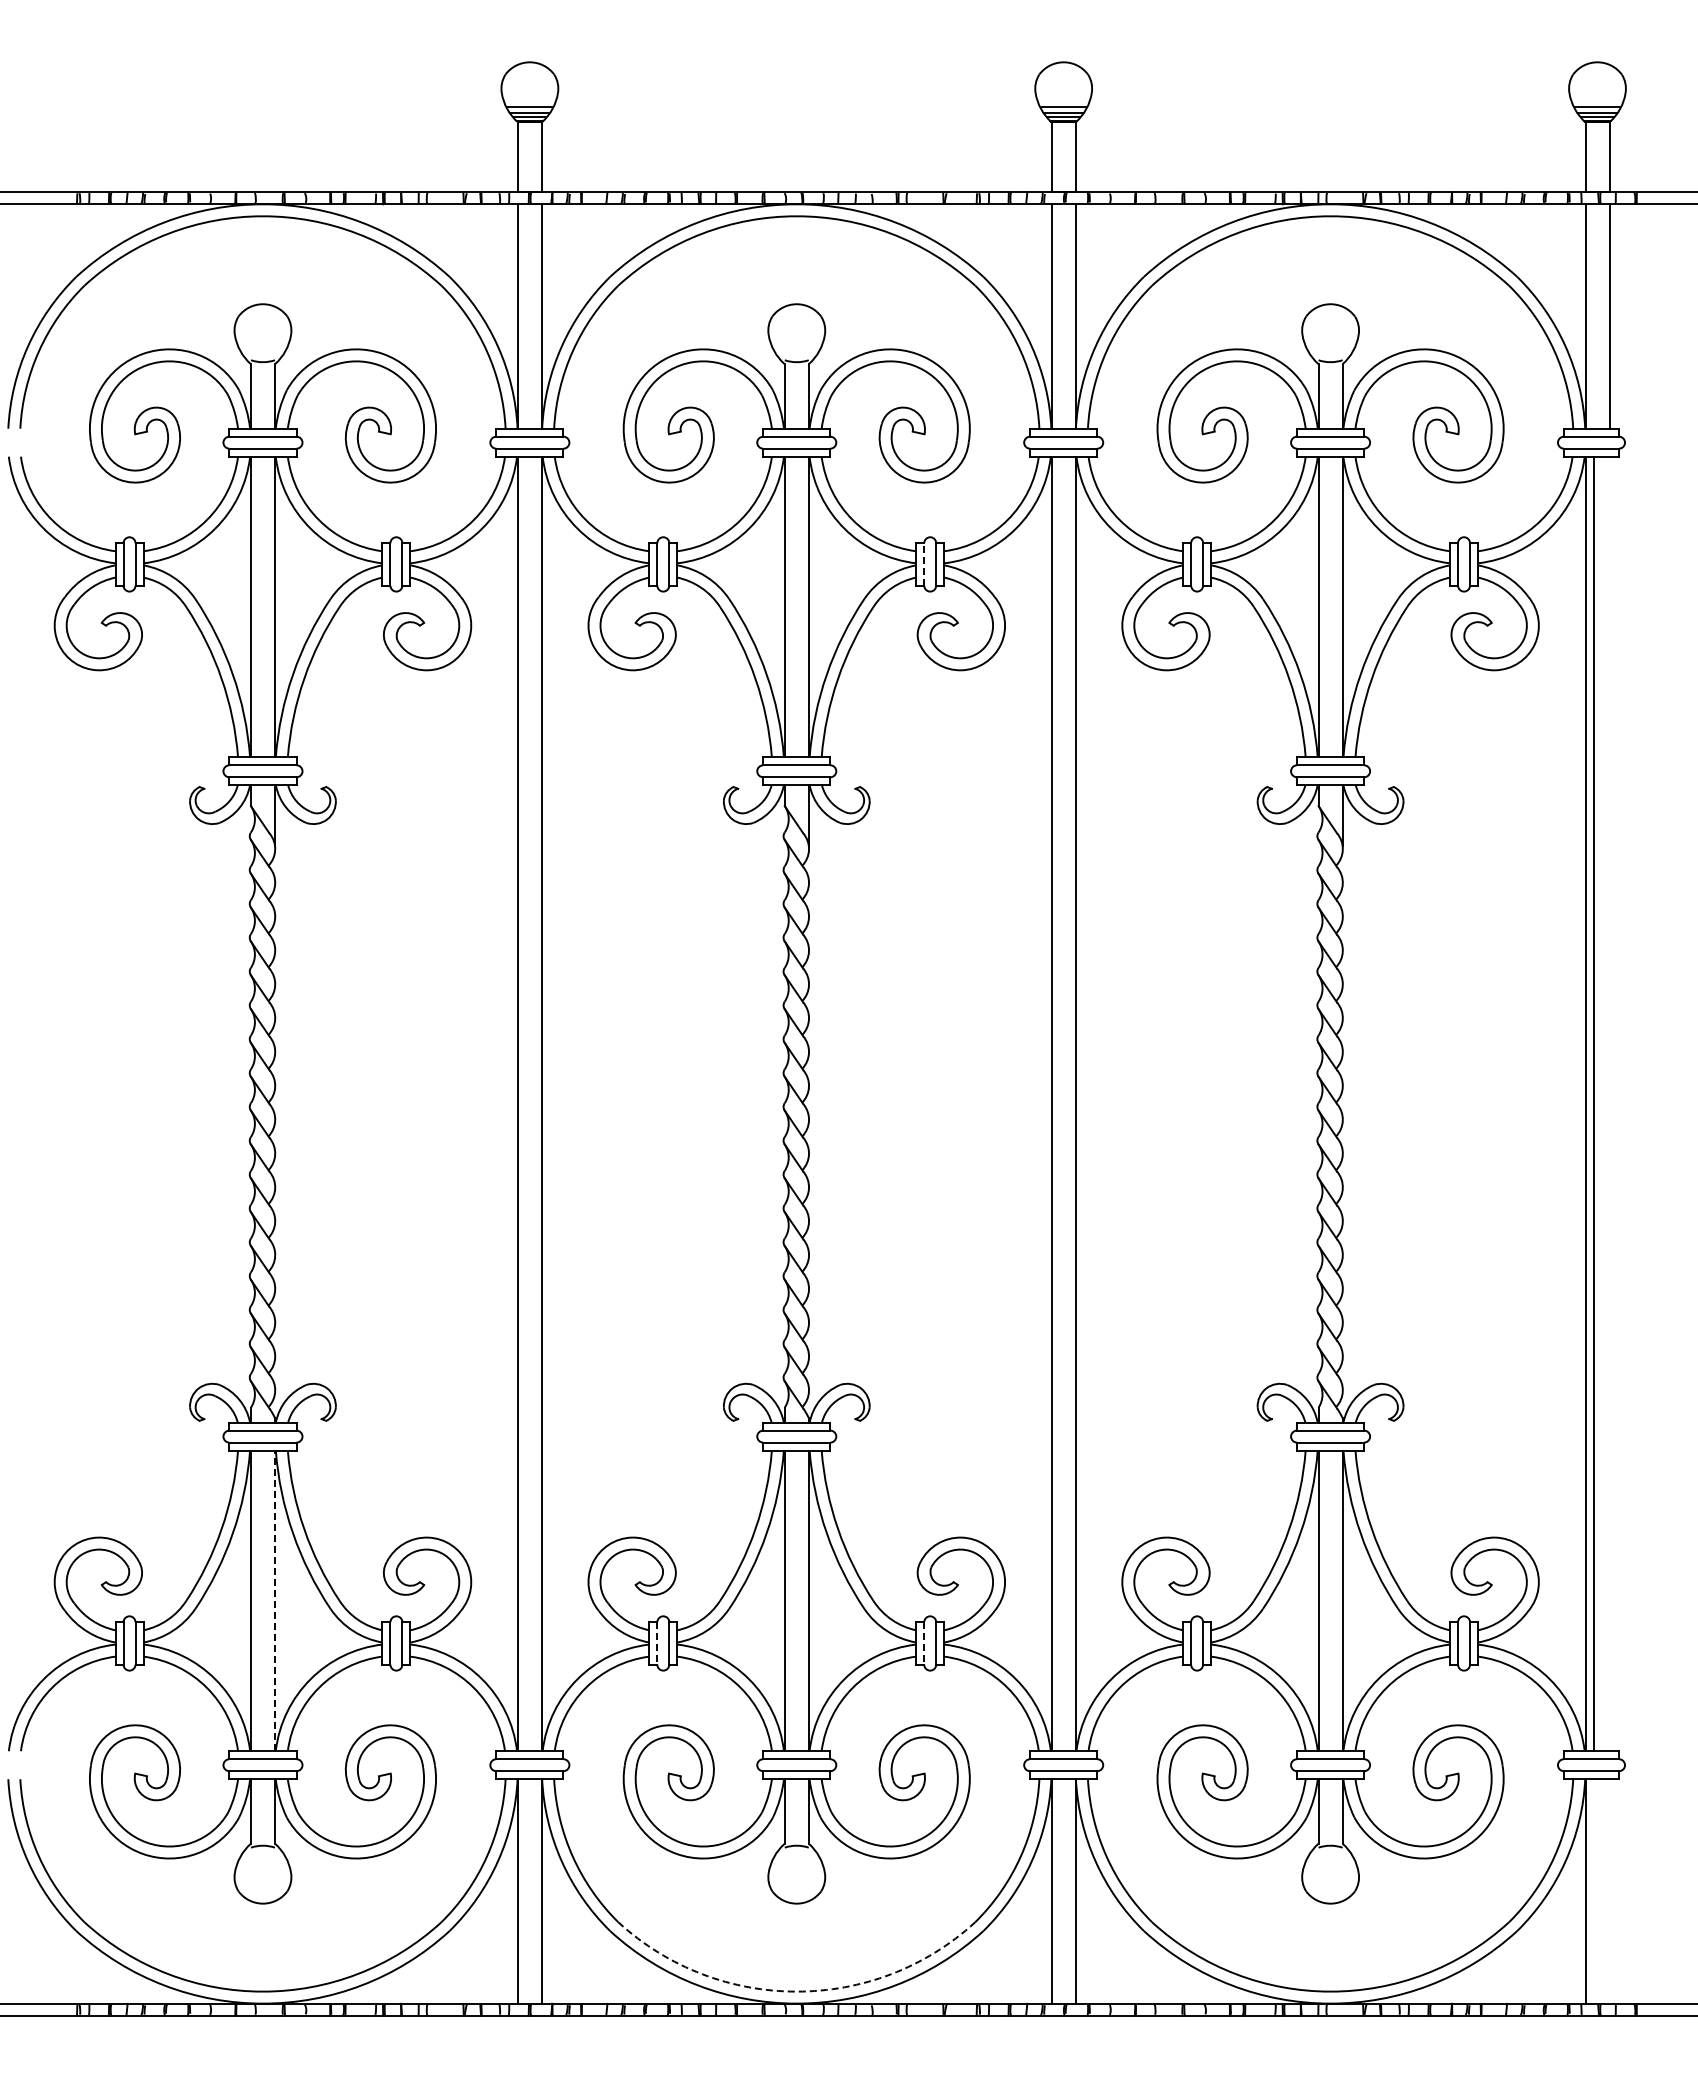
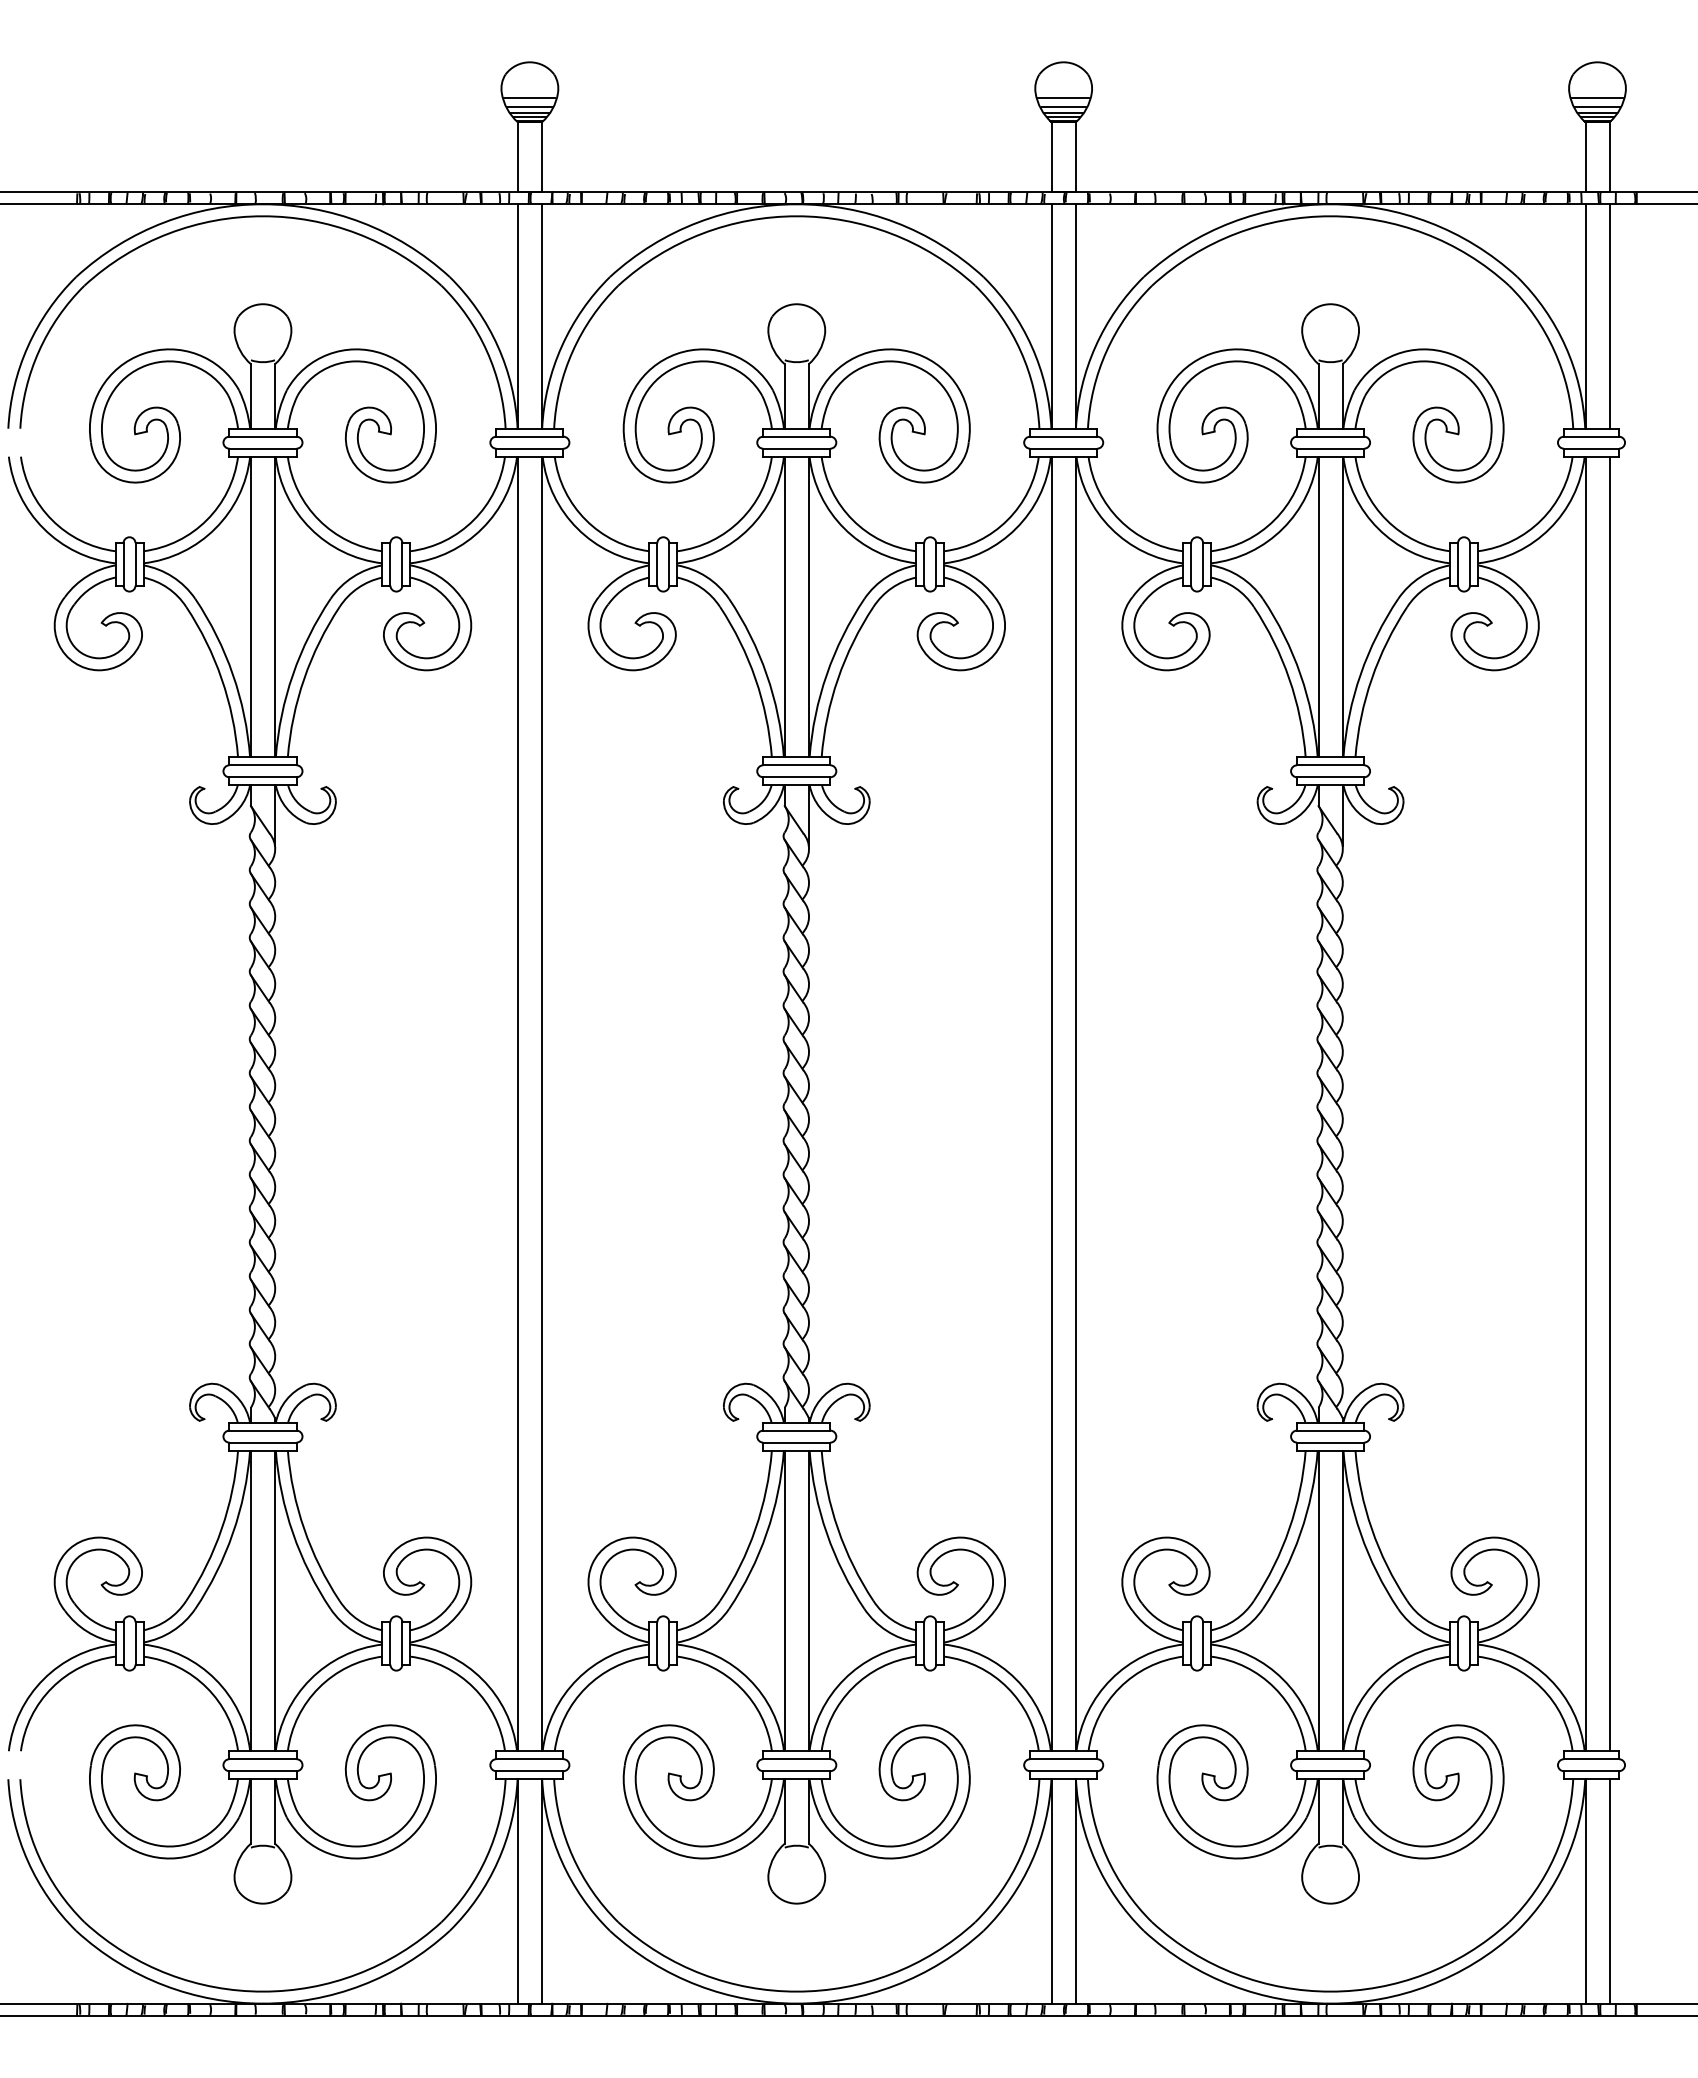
line: none -> present (529, 98)
line: none -> present (1063, 98)
line: none -> present (1597, 98)
line: dashed -> solid (924, 563)
line position: (1593, 1103) -> (1609, 1103) (1609, 1103)
line: dashed -> solid (274, 1600)
line: dashed -> solid (657, 1643)
line: dashed -> solid (924, 1643)
line: none -> present (1609, 1891)
arc: dashed -> solid (796, 1991)
